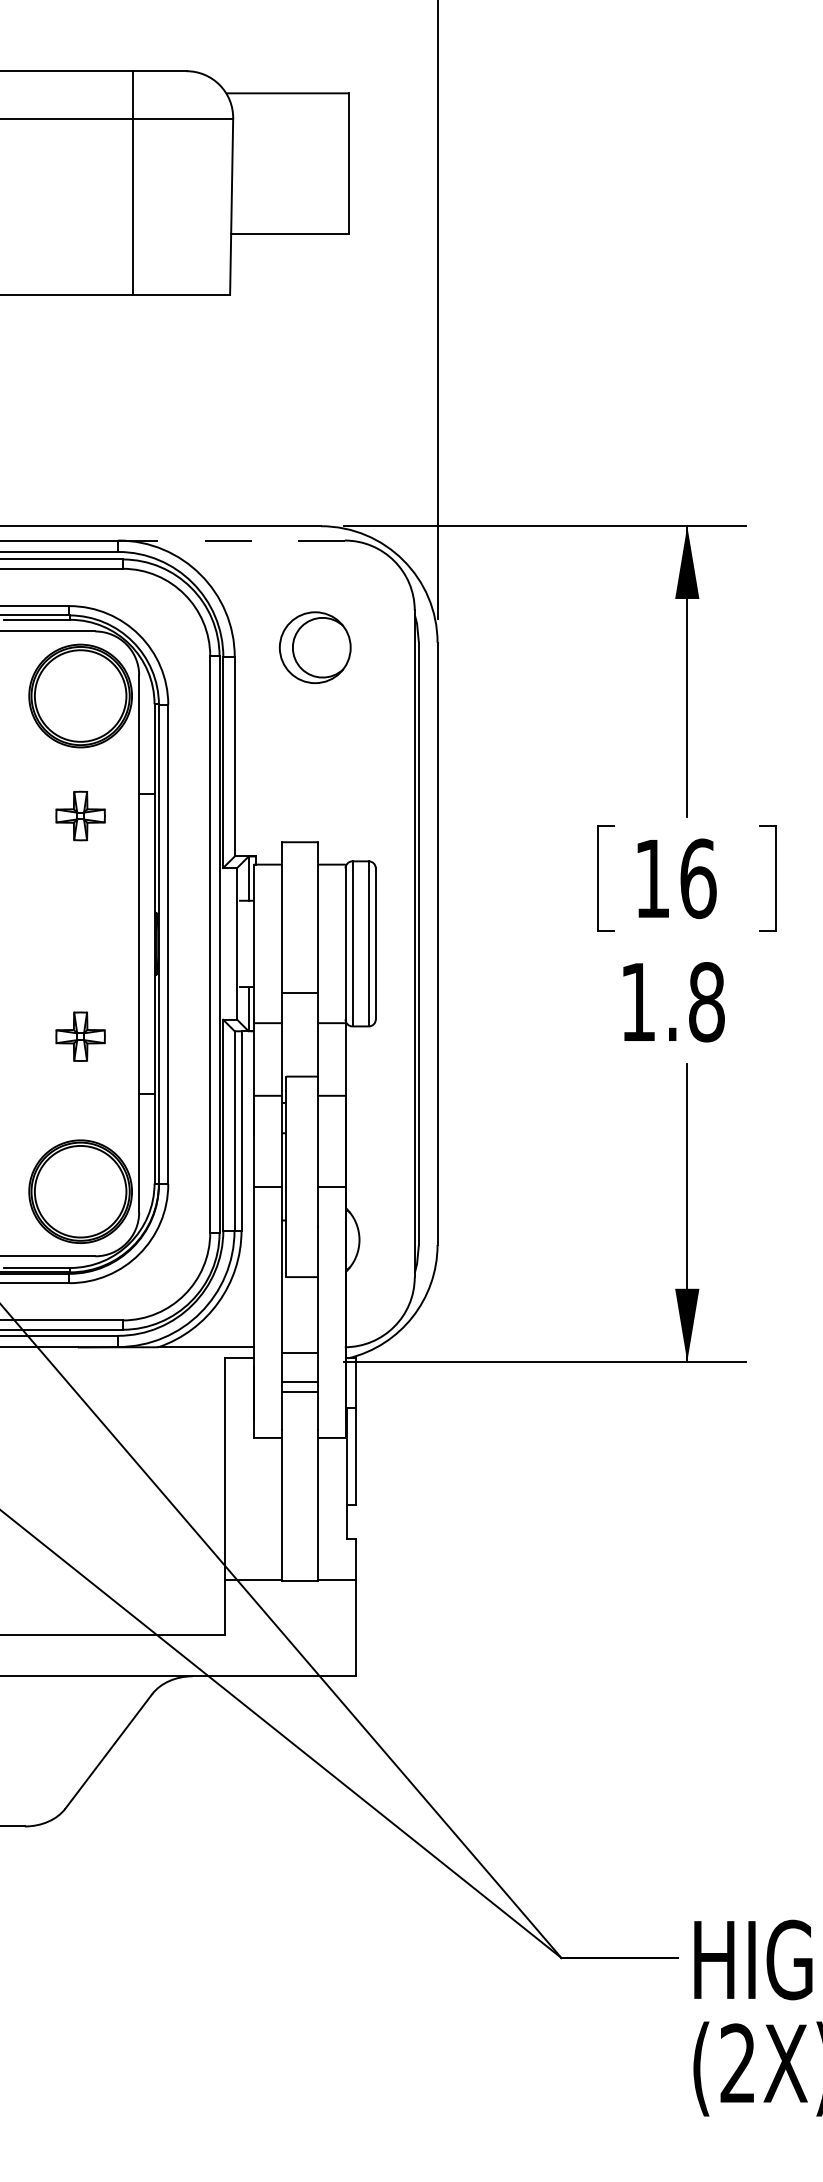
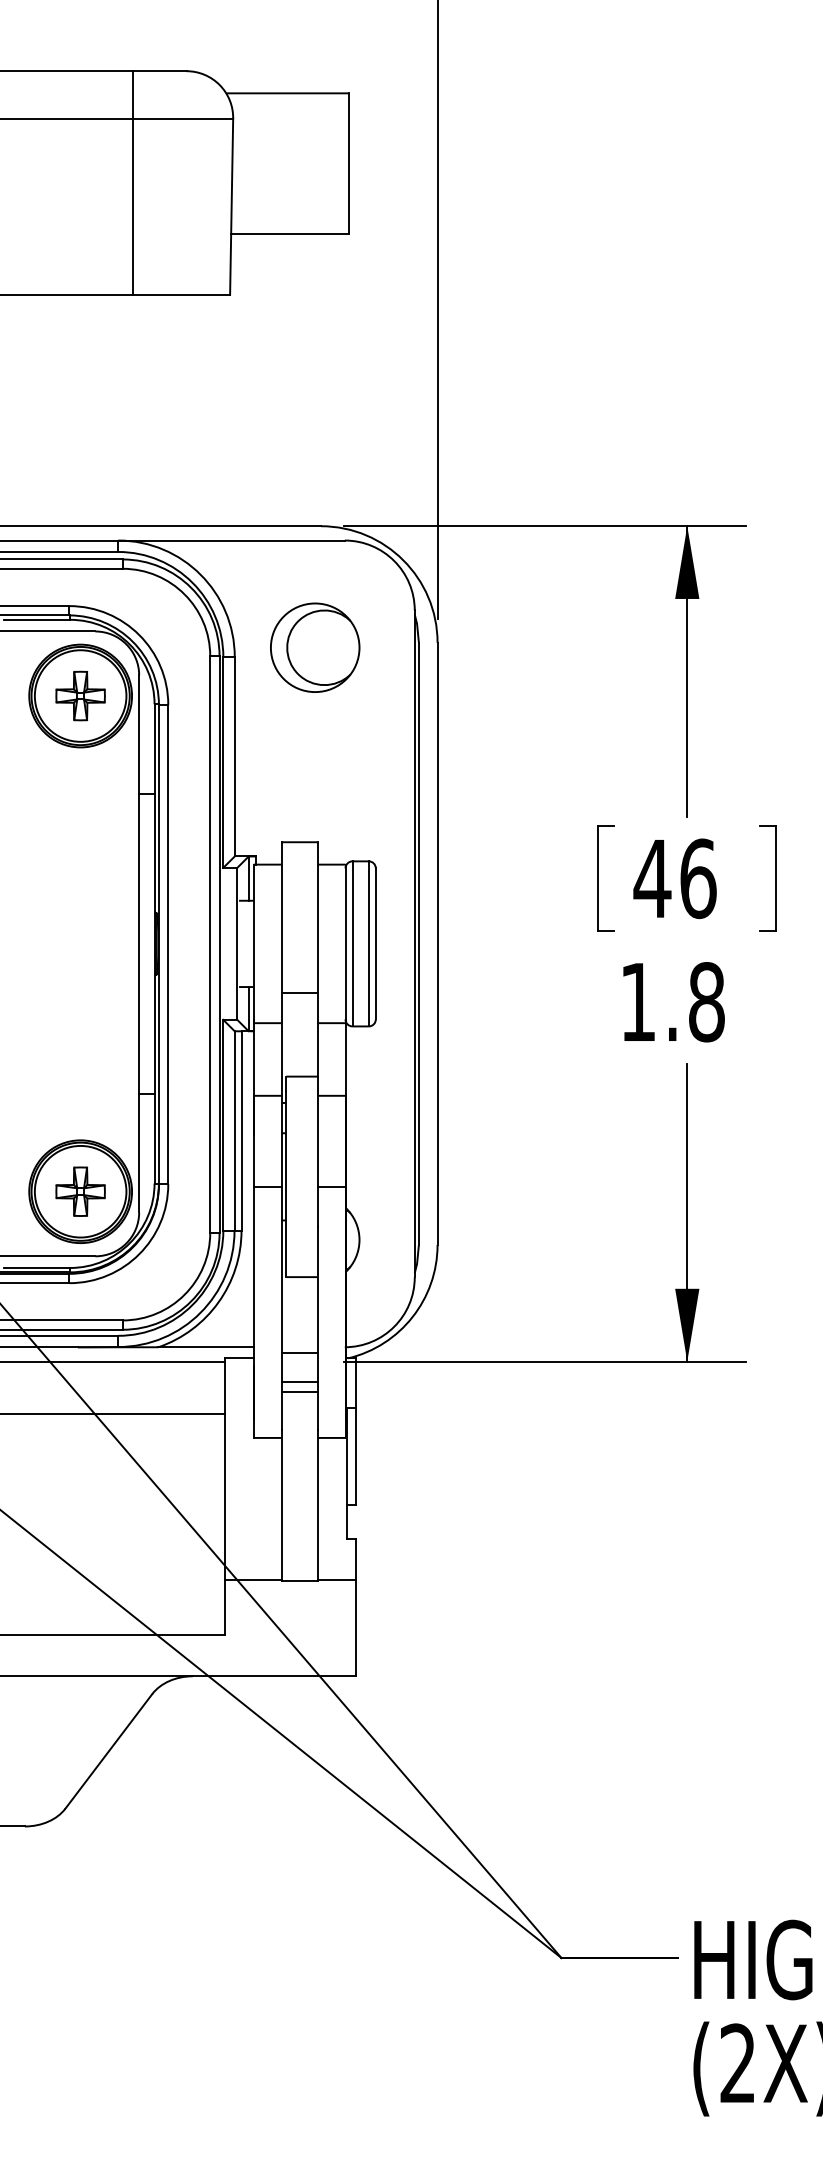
line: dashed -> solid (231, 540)
part size: 73x74 px -> 91x91 px (315, 647)
part position: (80, 815) -> (80, 695) (80, 695)
text: 16 -> 46 (652, 878)
part position: (80, 1036) -> (80, 1191) (80, 1191)
line: none -> present (113, 1361)
line: none -> present (113, 1413)
